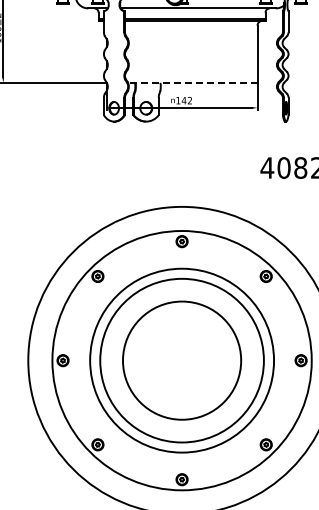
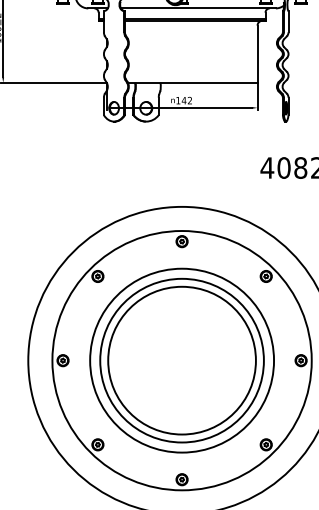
line: dashed -> solid (192, 82)
circle diameter: 118 px -> 148 px (181, 360)
